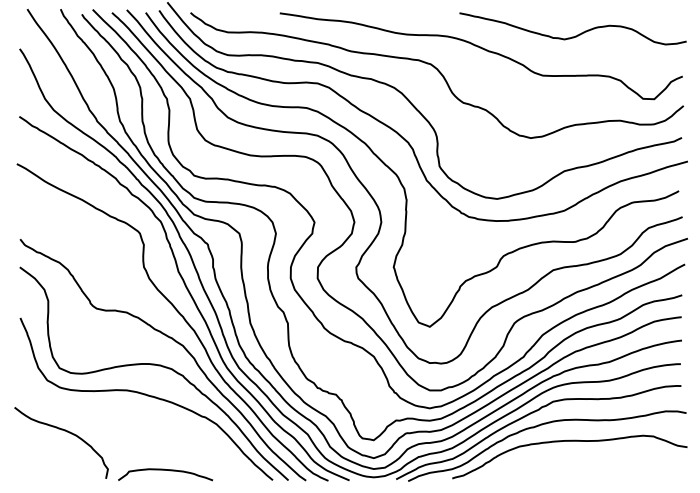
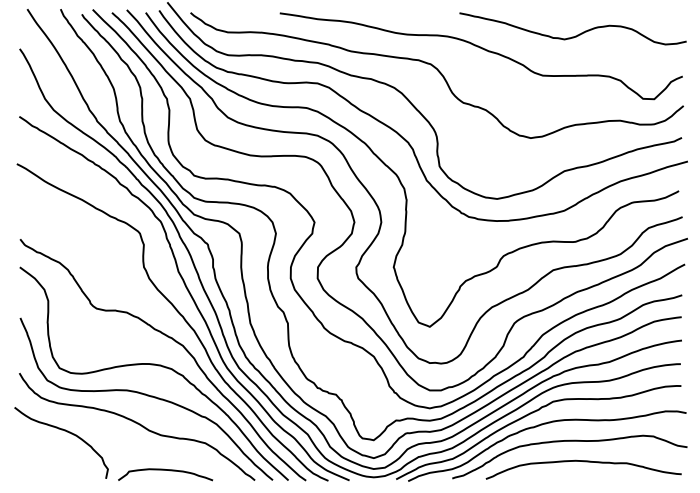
curve: none -> present (137, 424)
curve: none -> present (583, 462)
